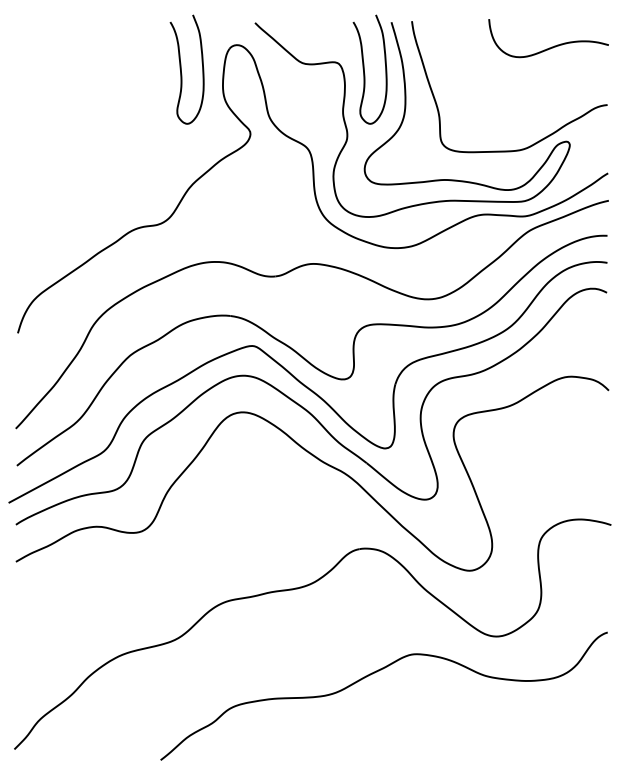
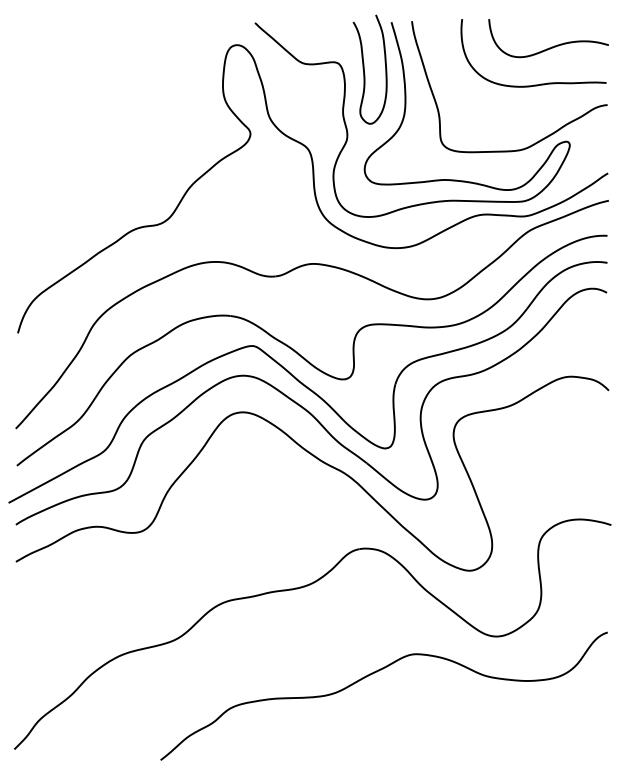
curve: present -> none (181, 69)
curve: none -> present (540, 83)
